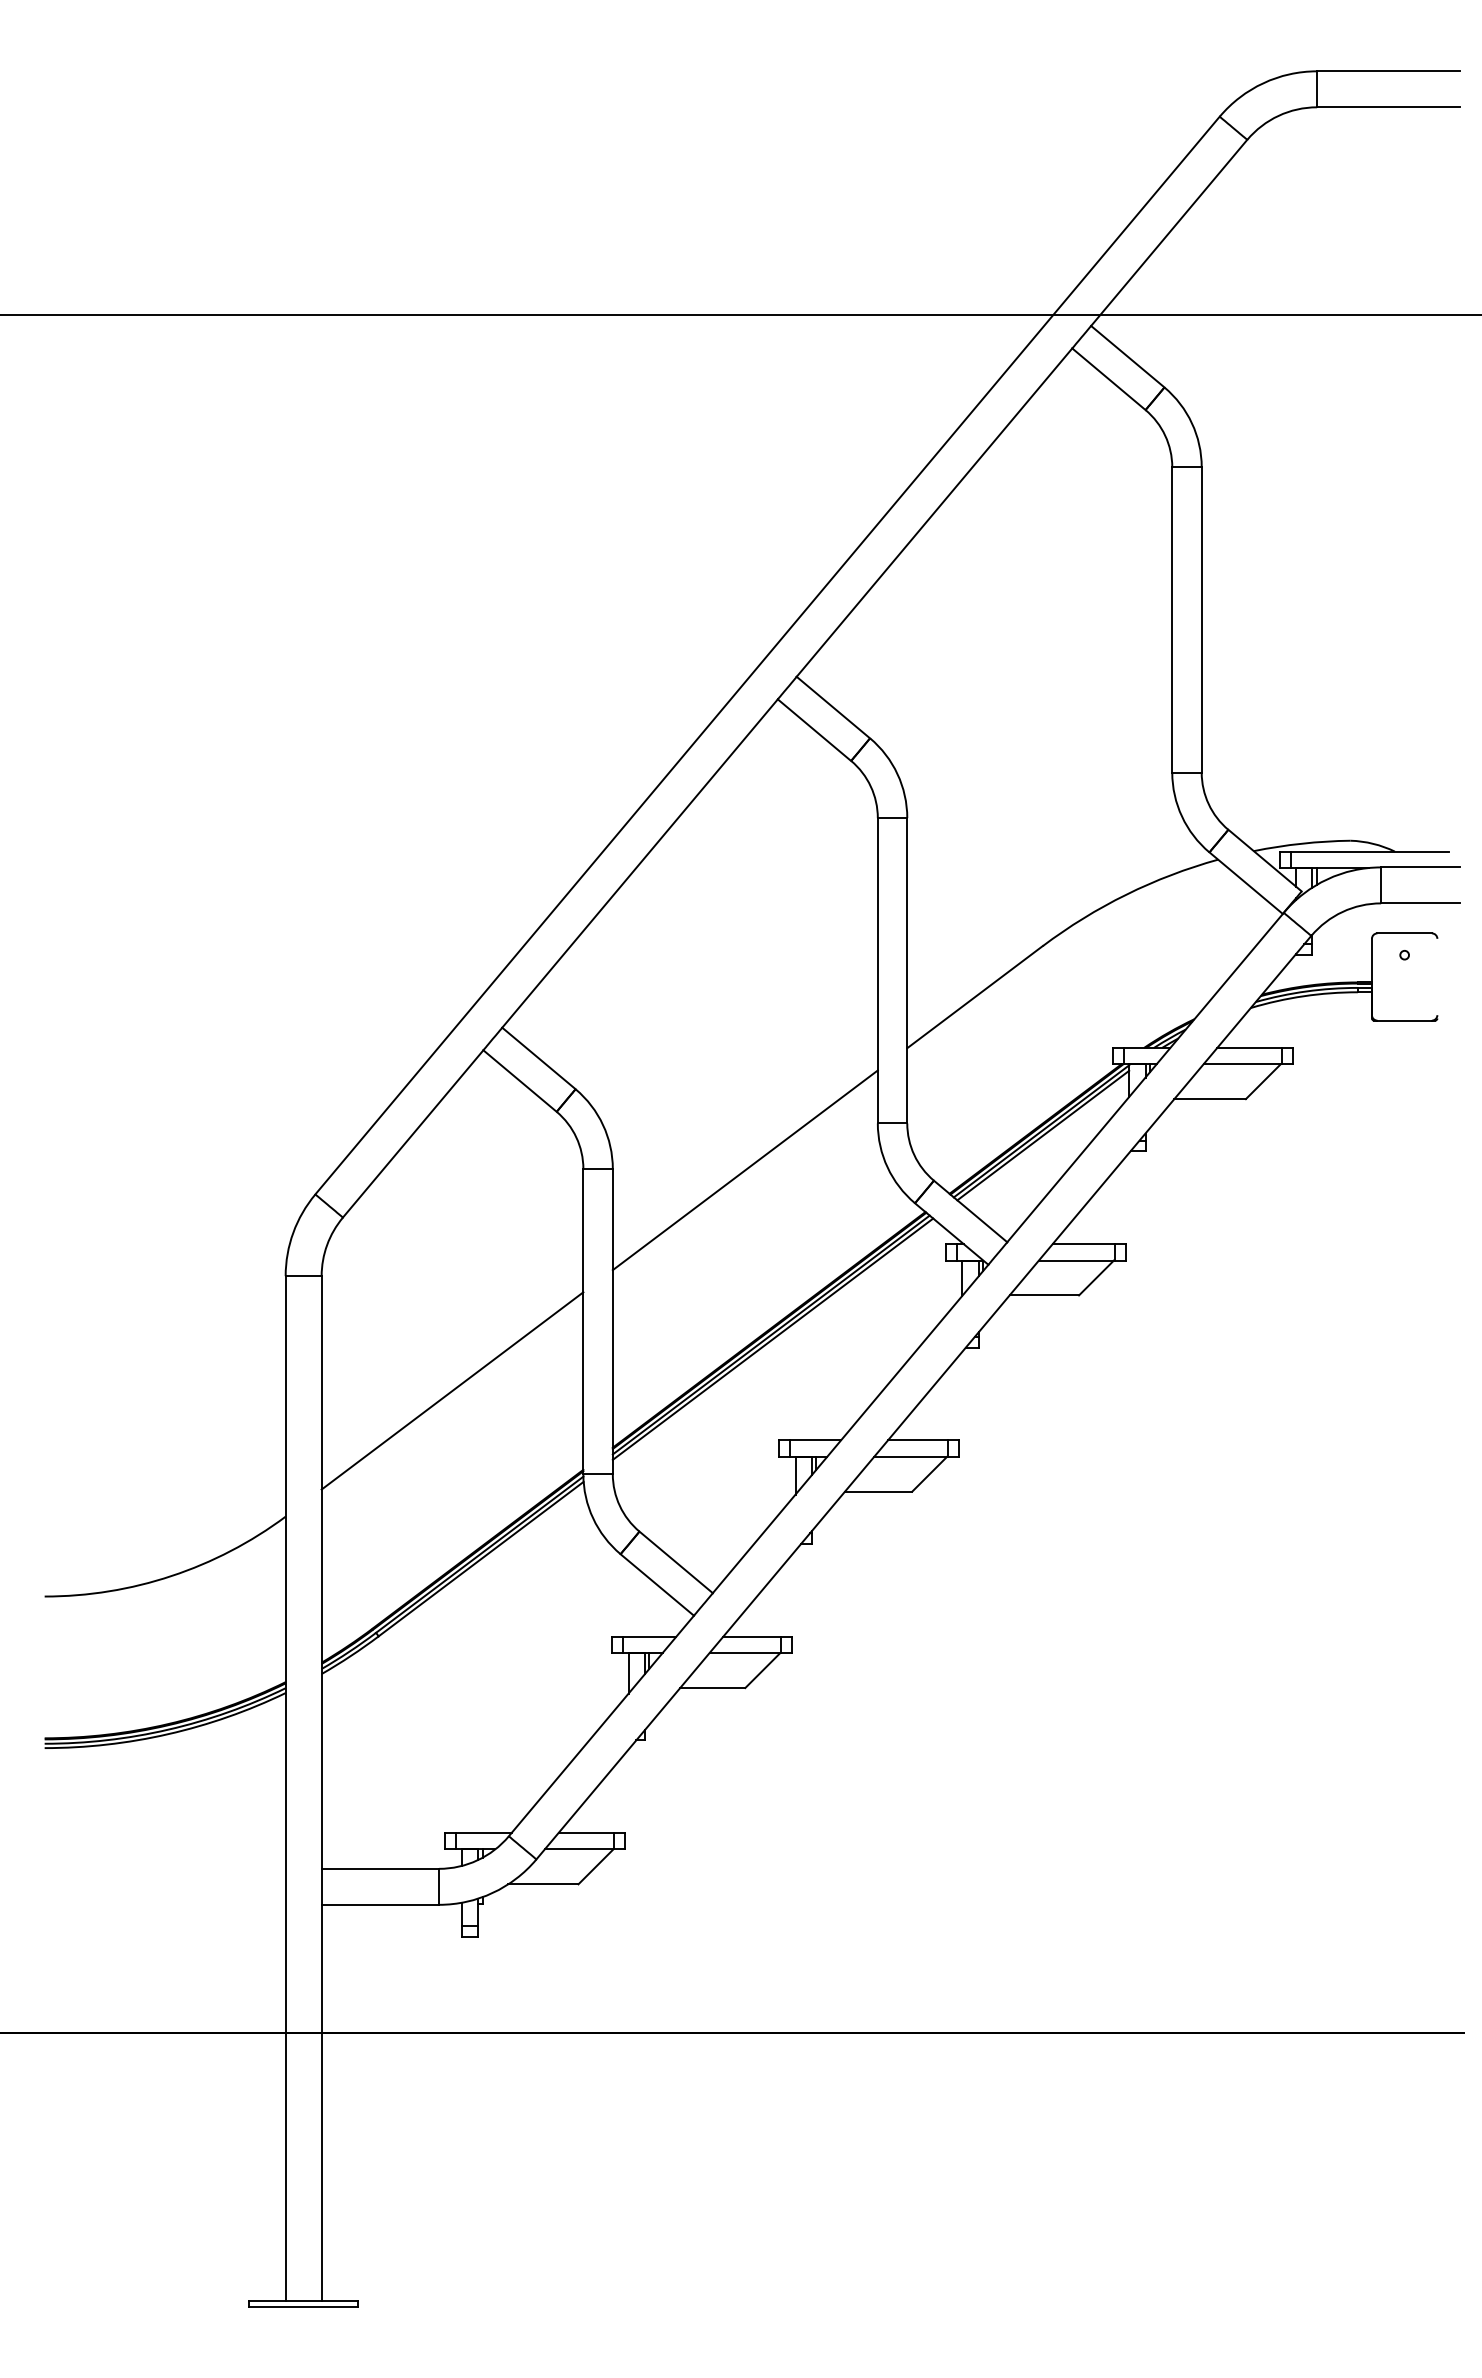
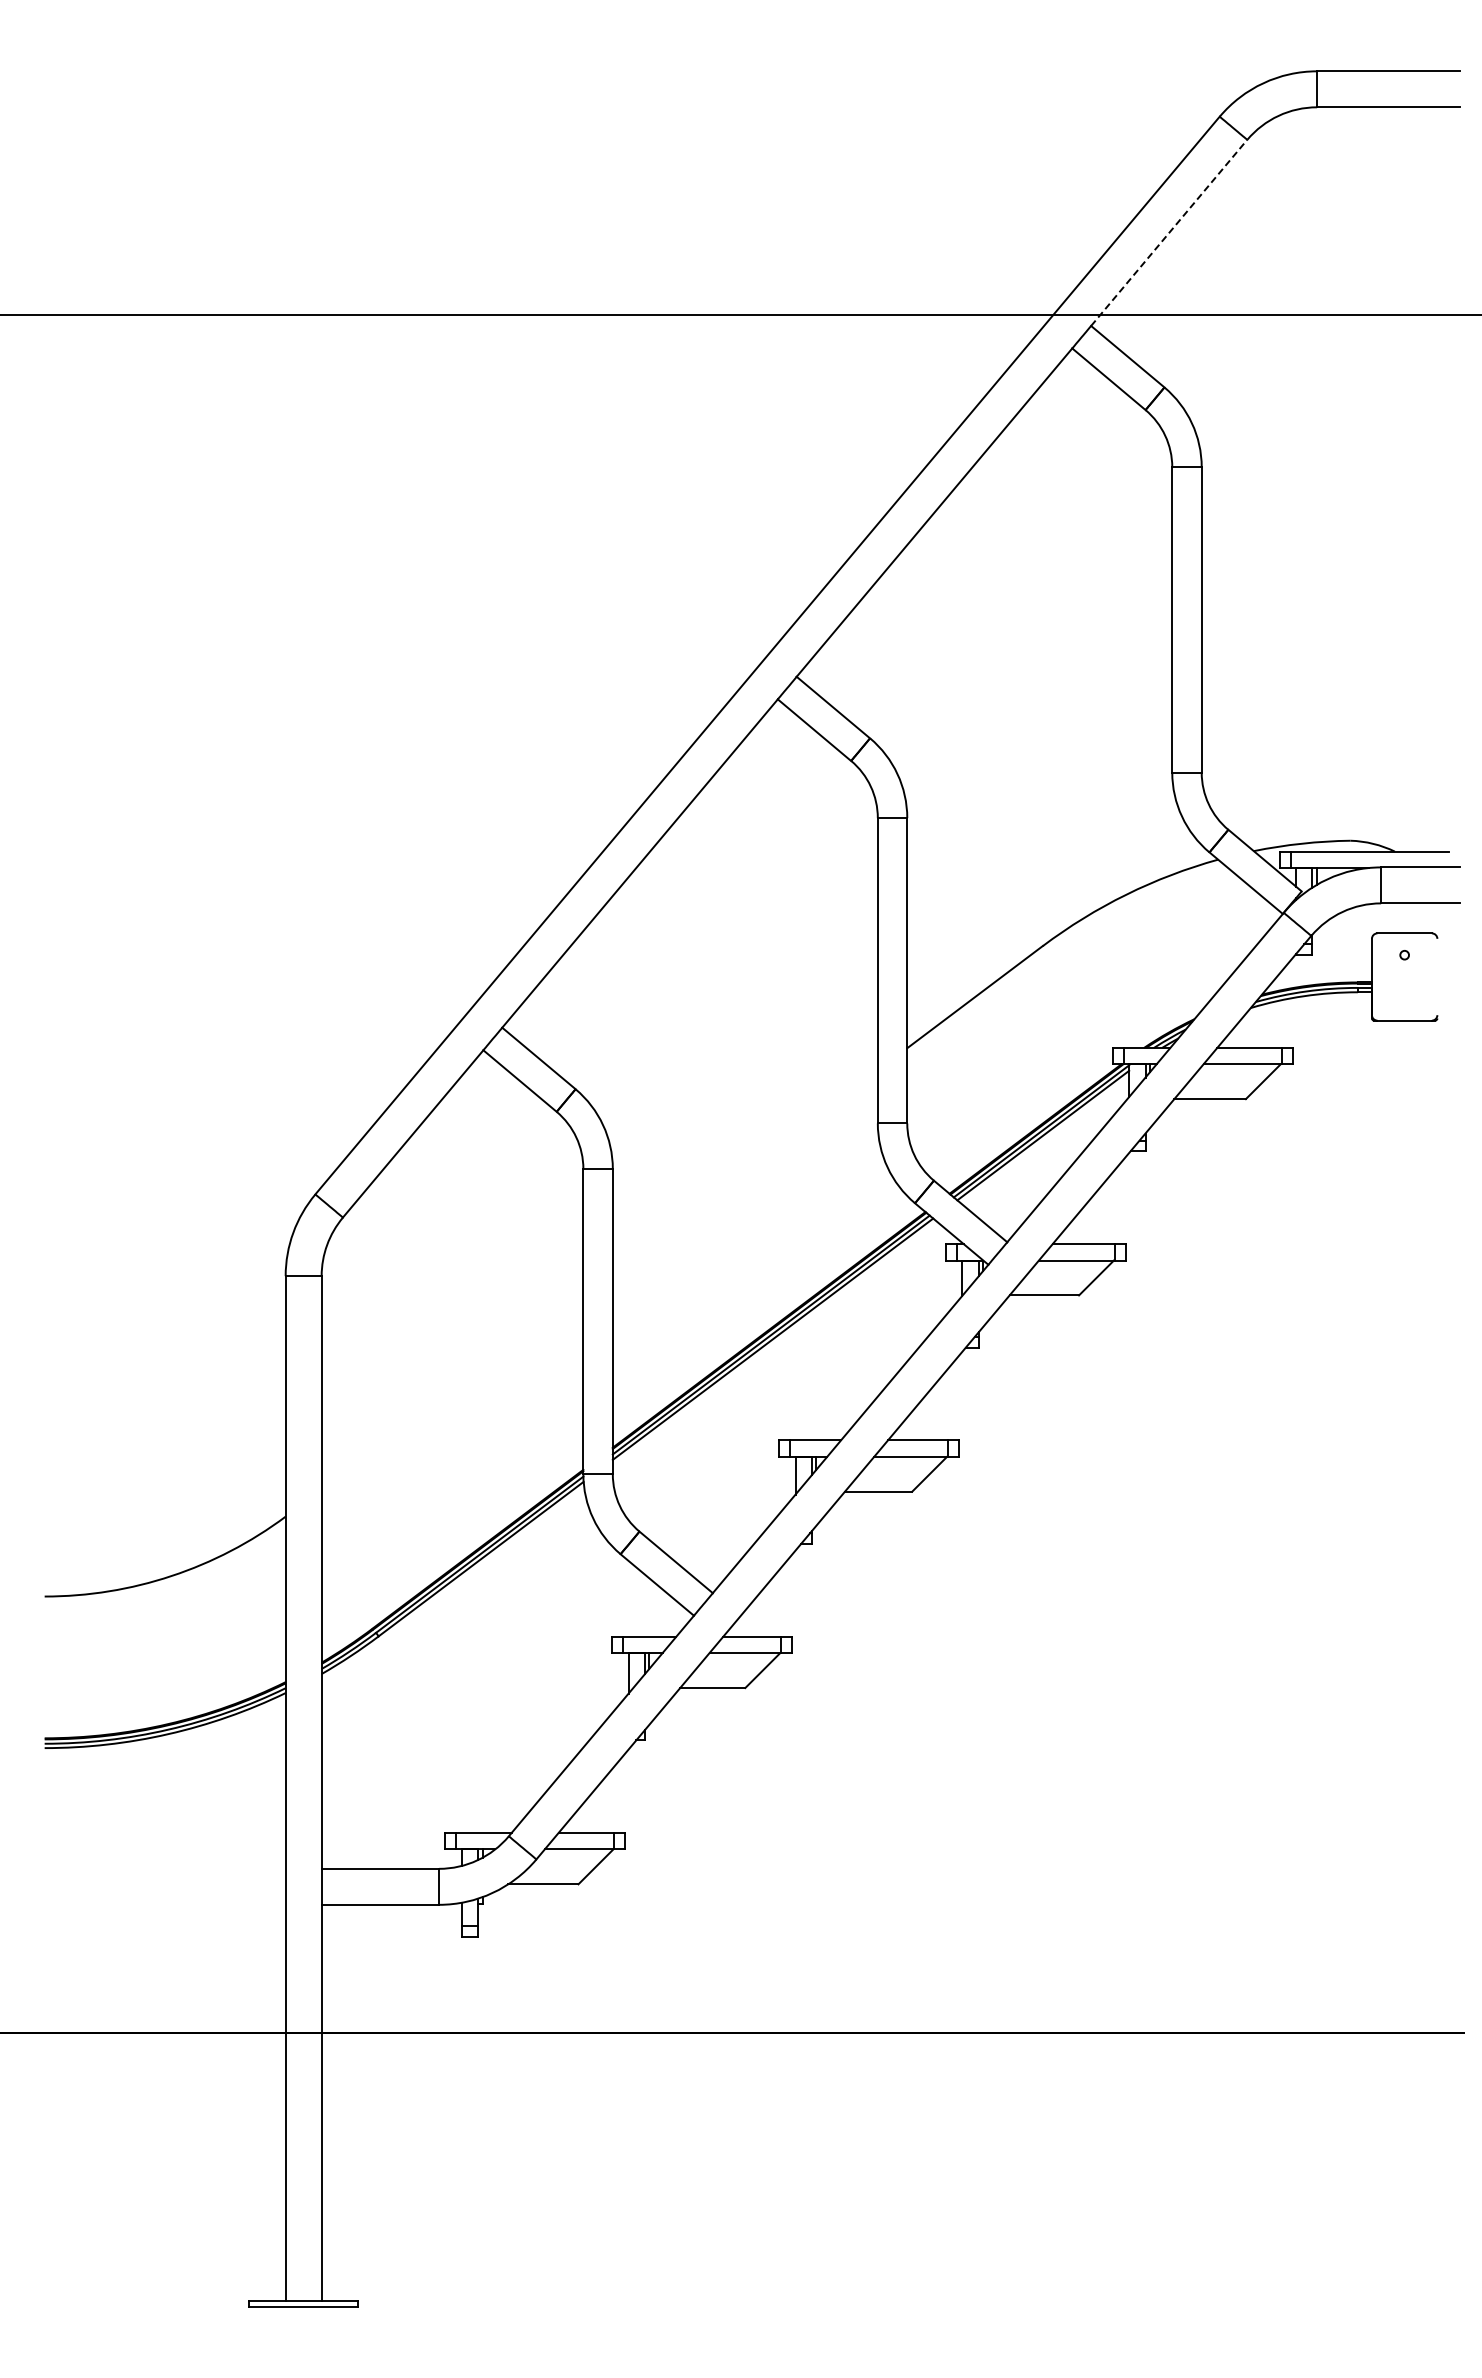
line: solid -> dashed (1169, 232)
line: present -> none (744, 1170)
line: present -> none (452, 1390)
